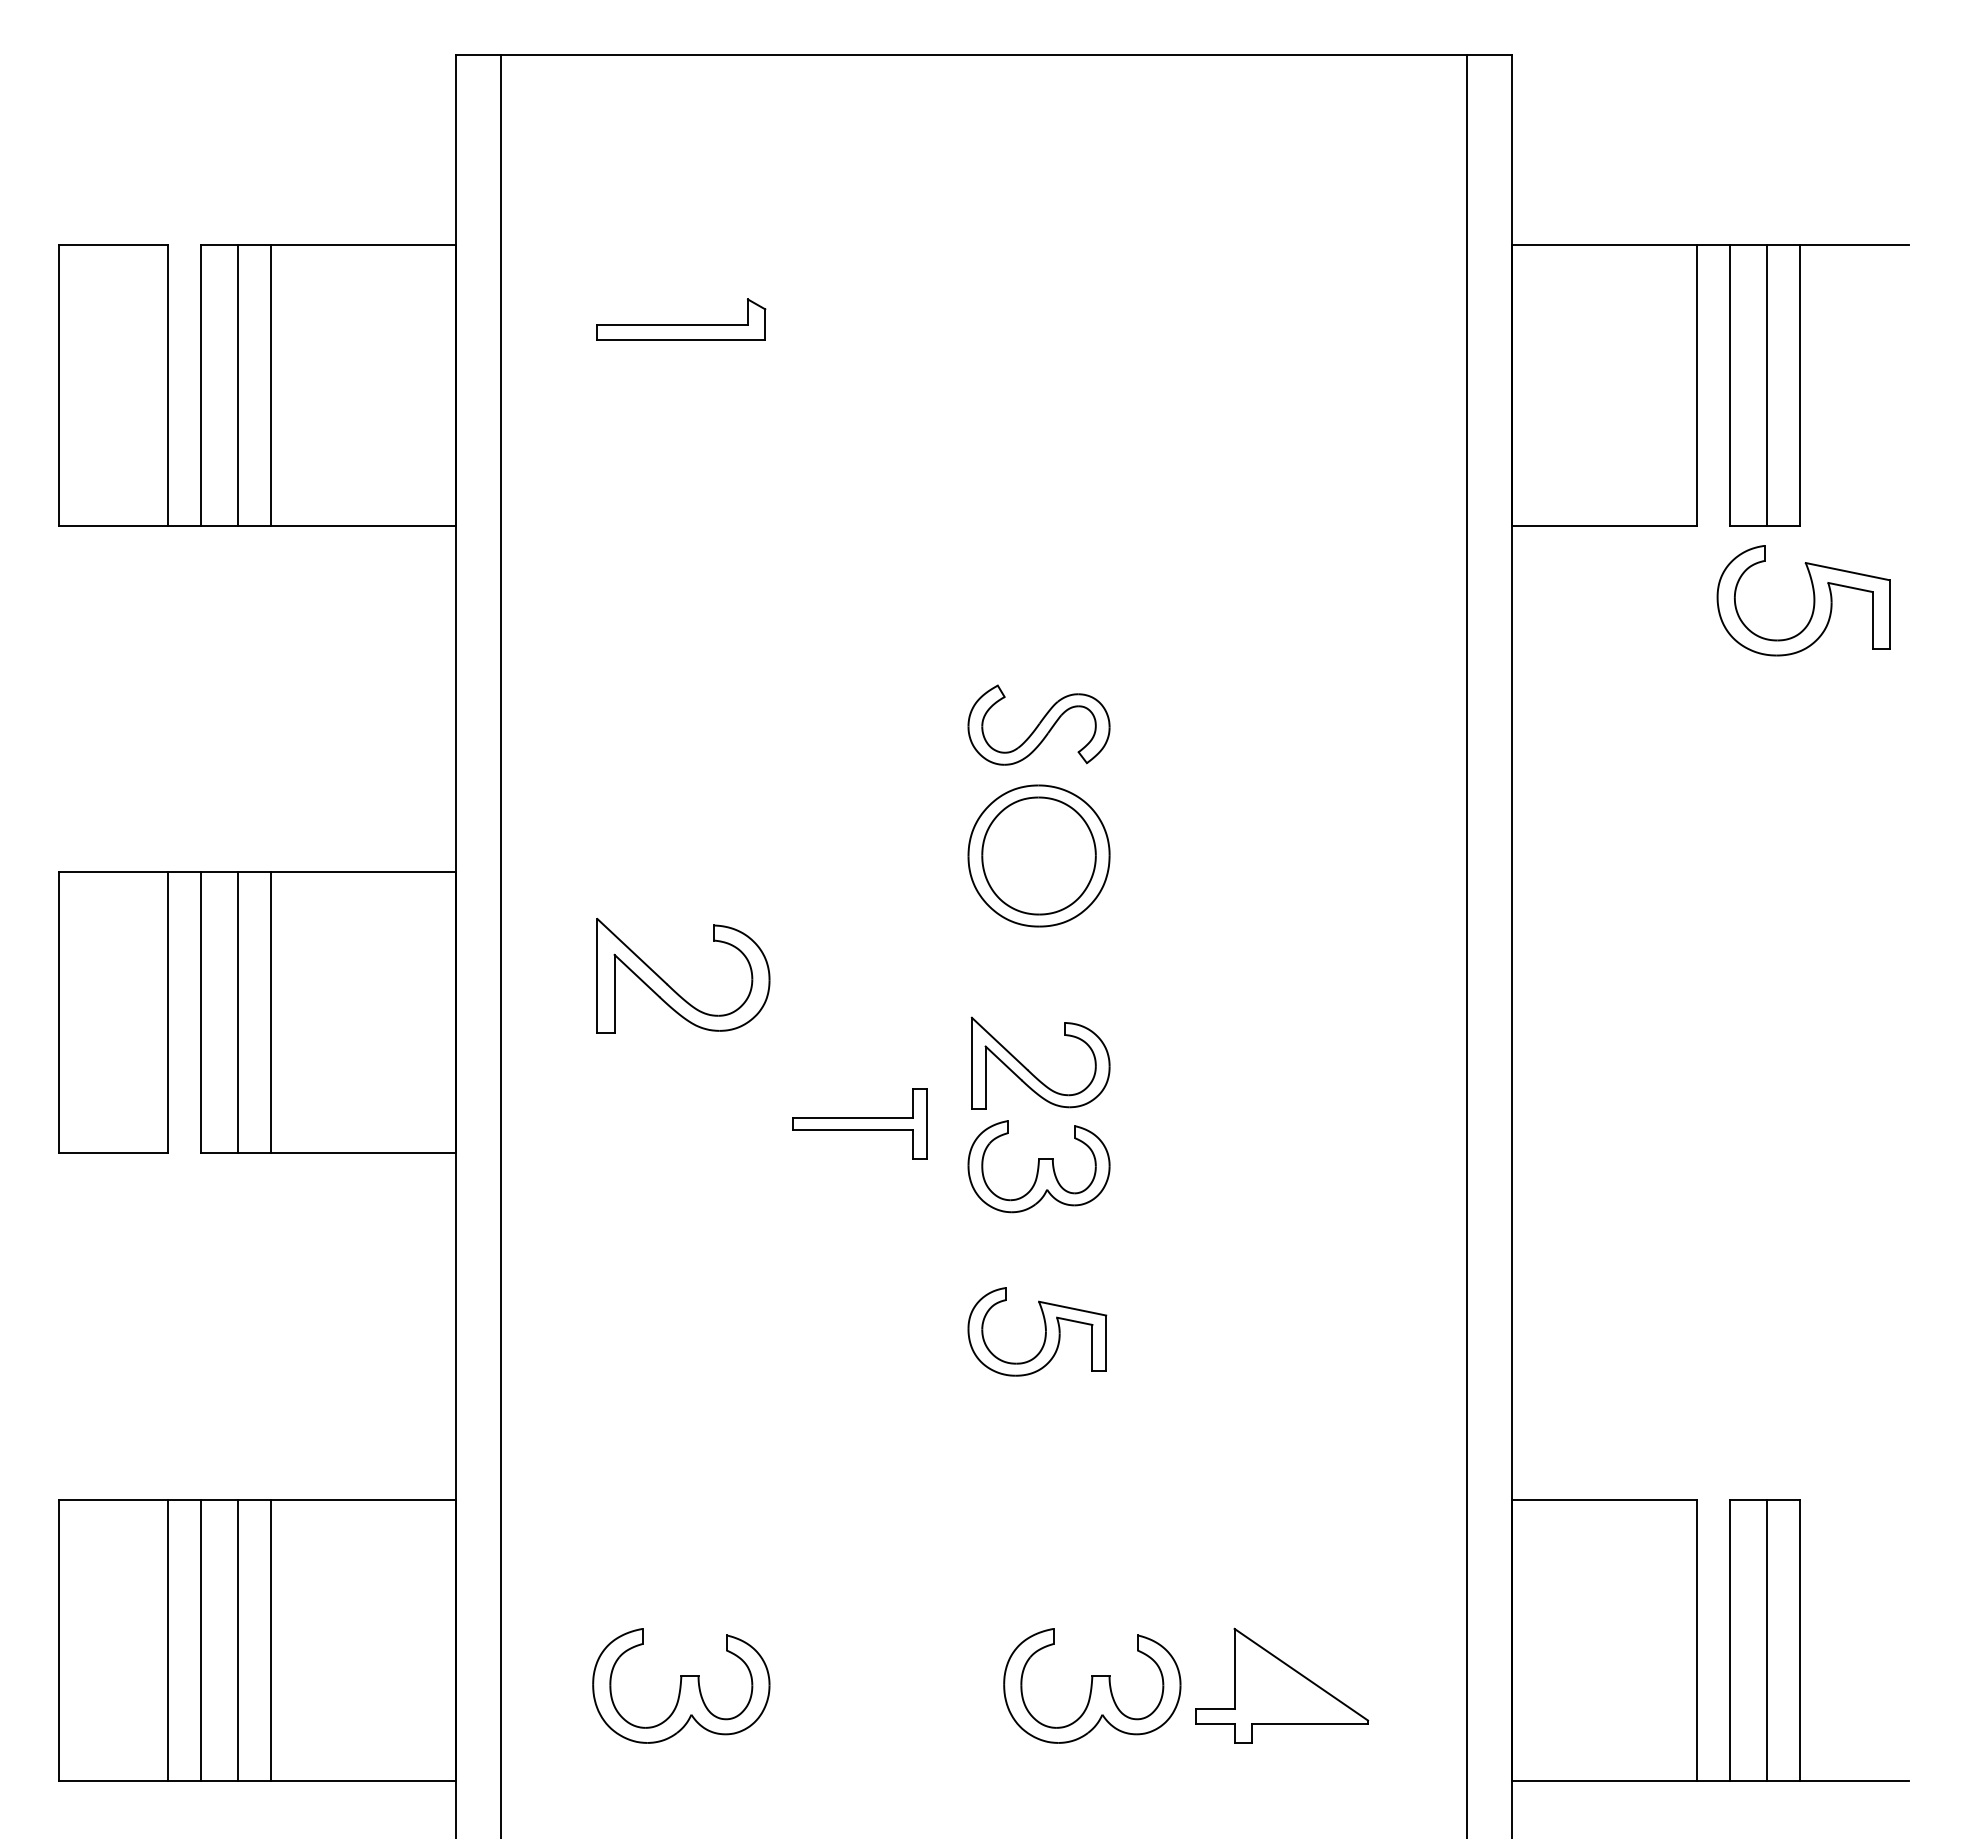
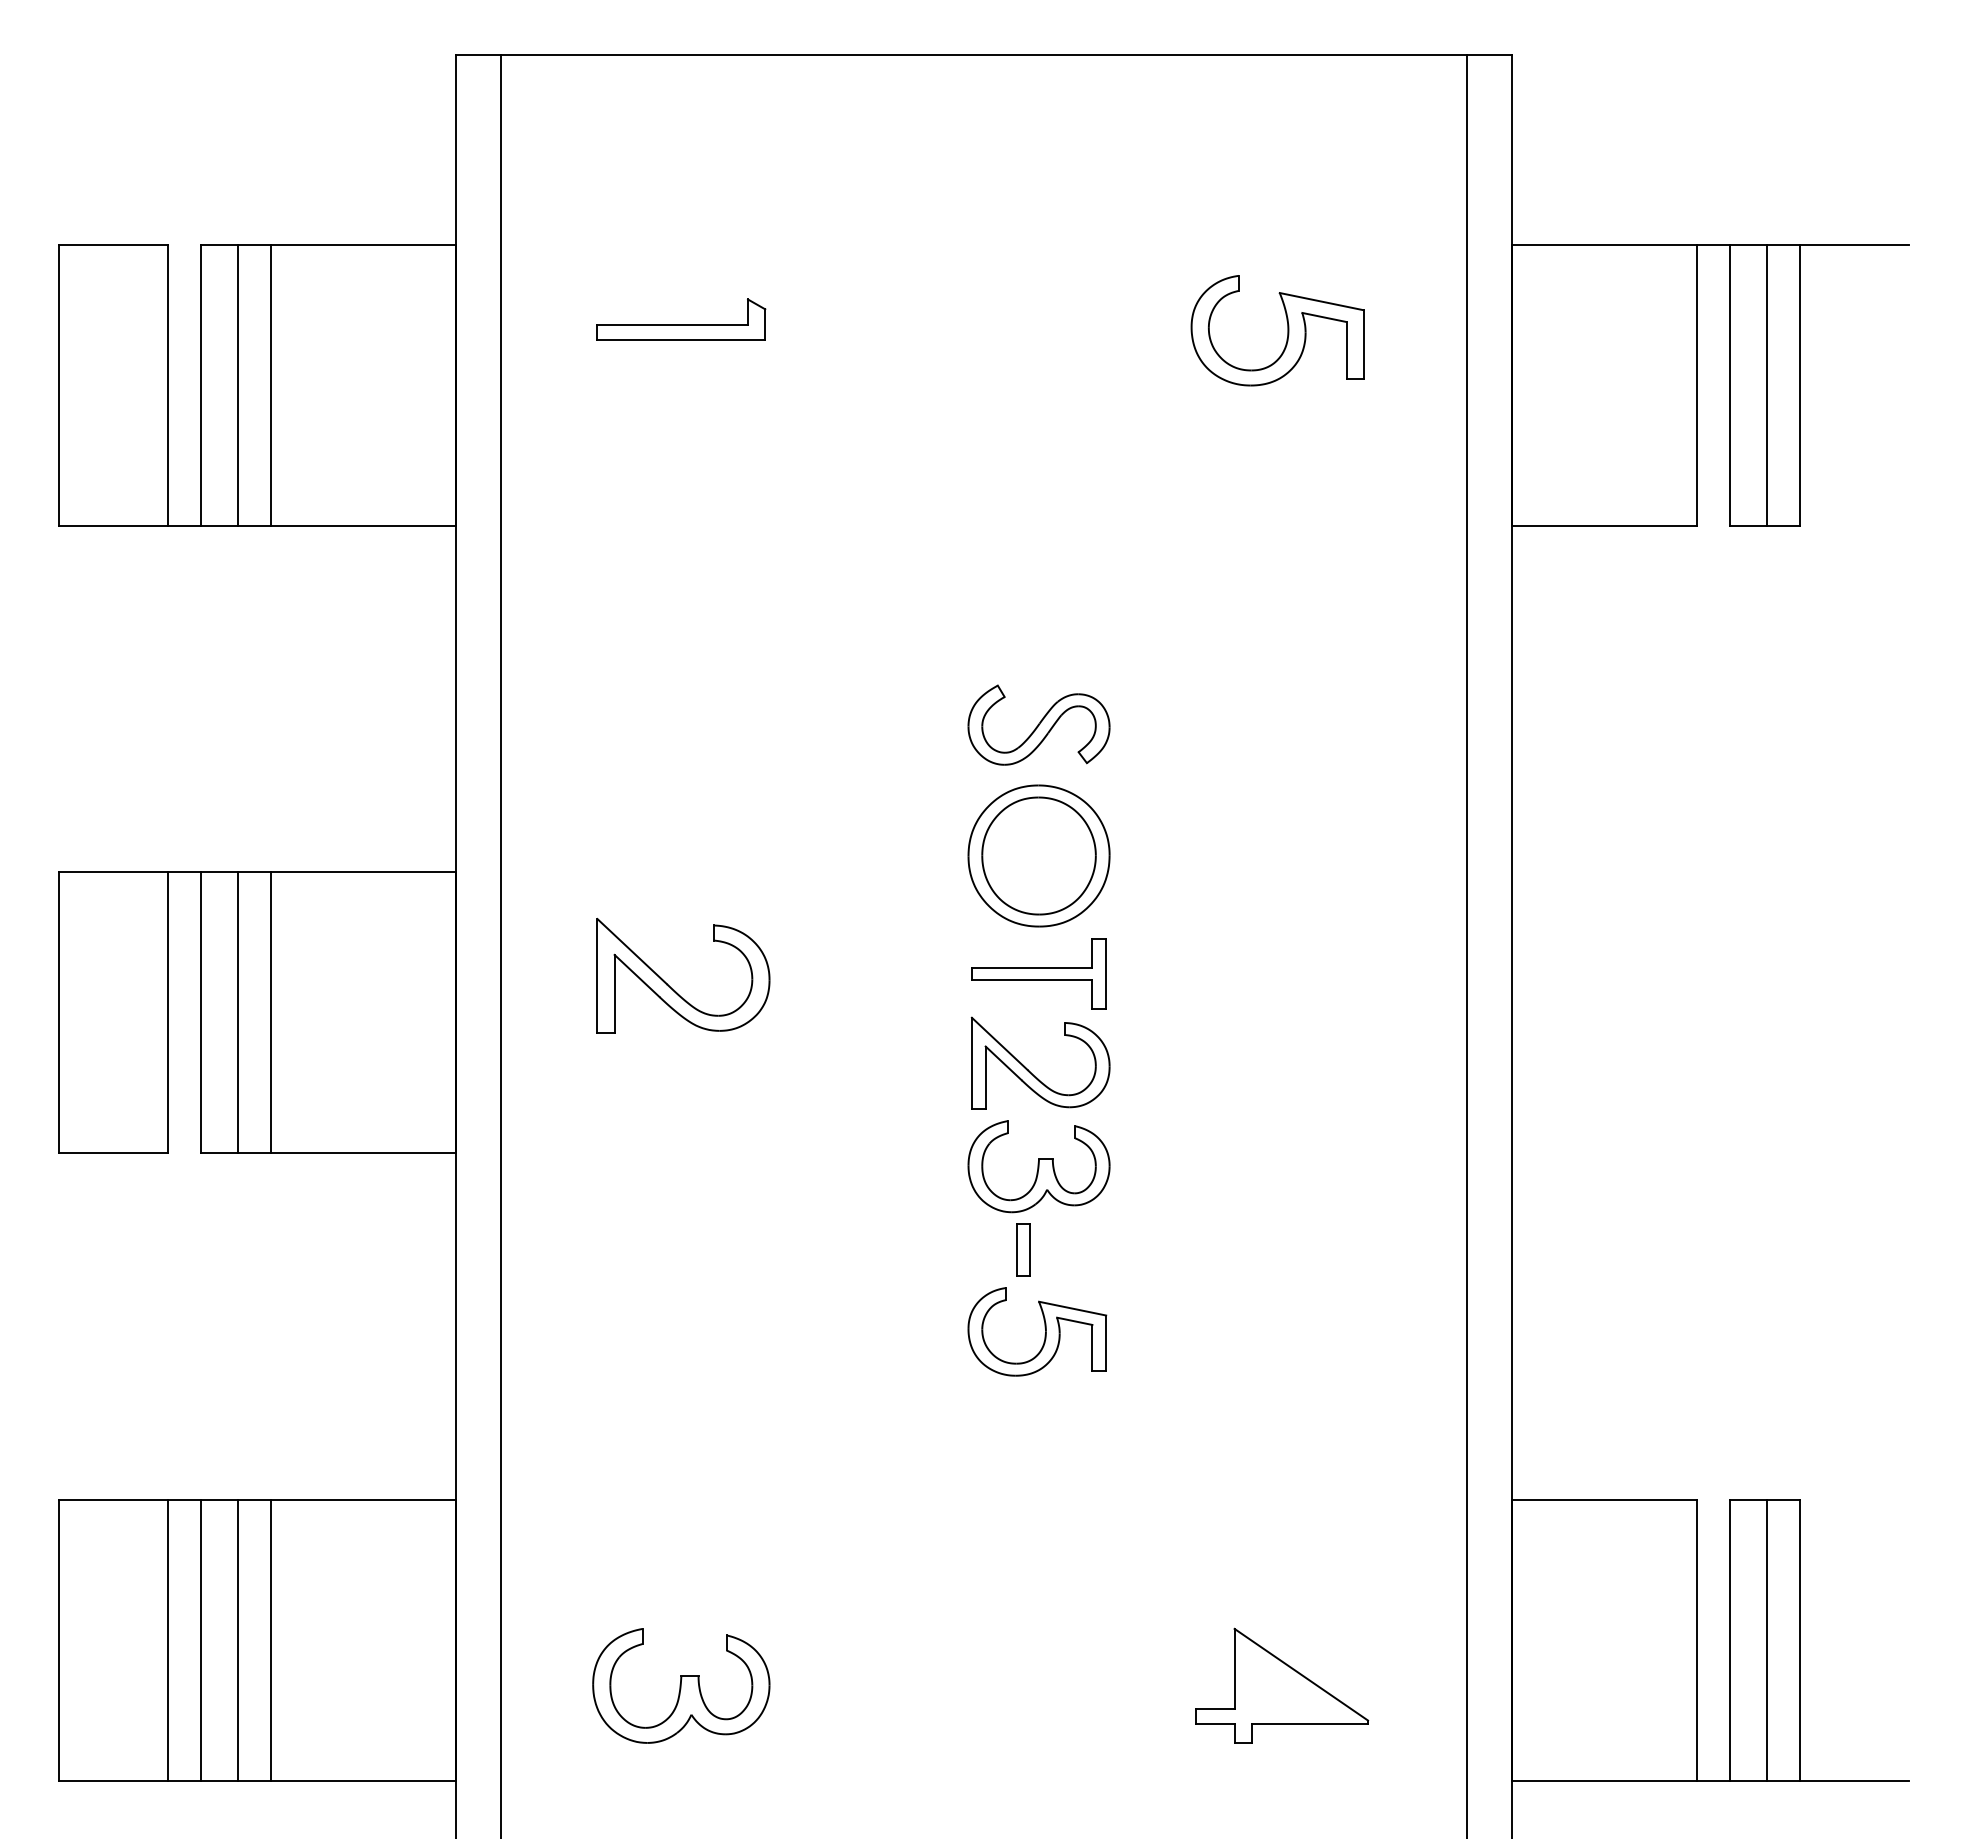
part position: (1813, 600) -> (1287, 330) (1287, 330)
part position: (859, 1123) -> (1038, 973) (1038, 973)
part: none -> present (1023, 1249)
part: present -> none (1092, 1685)
